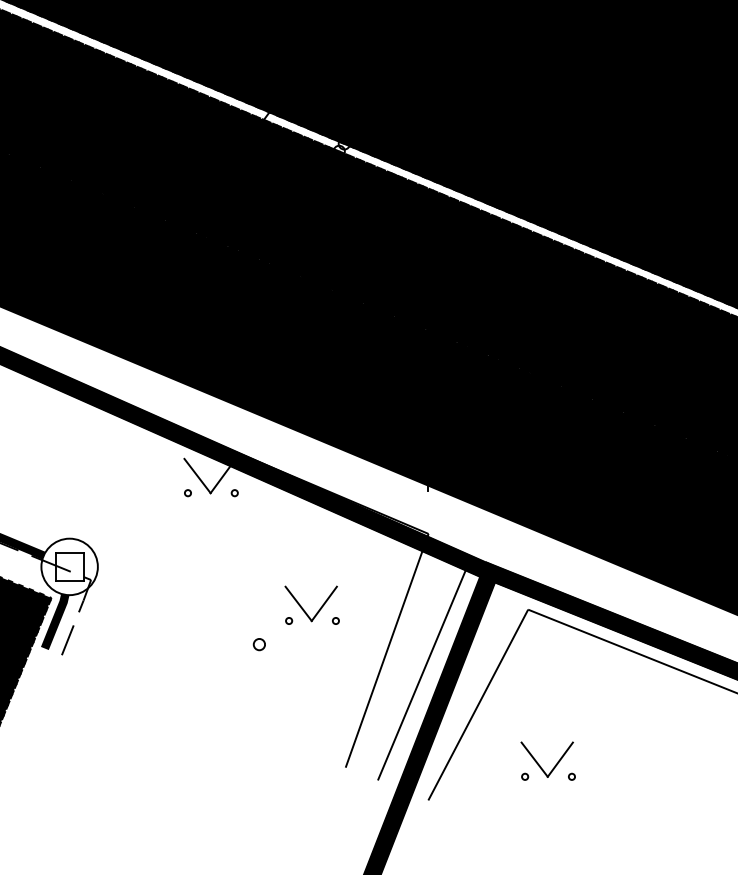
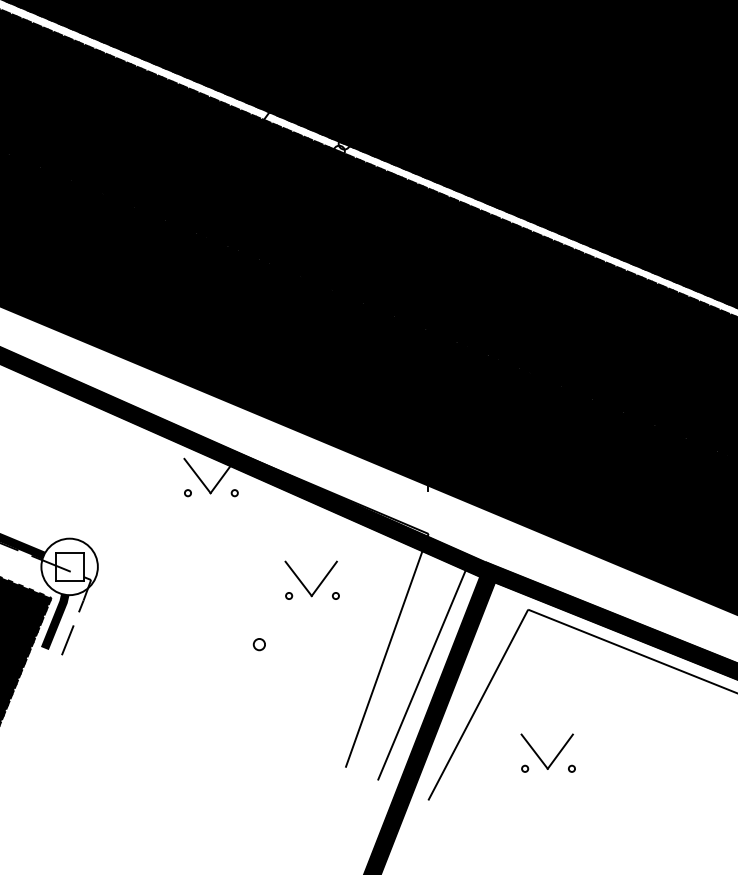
part position: (304, 609) -> (304, 584) (304, 584)
part position: (541, 766) -> (541, 758) (541, 758)
